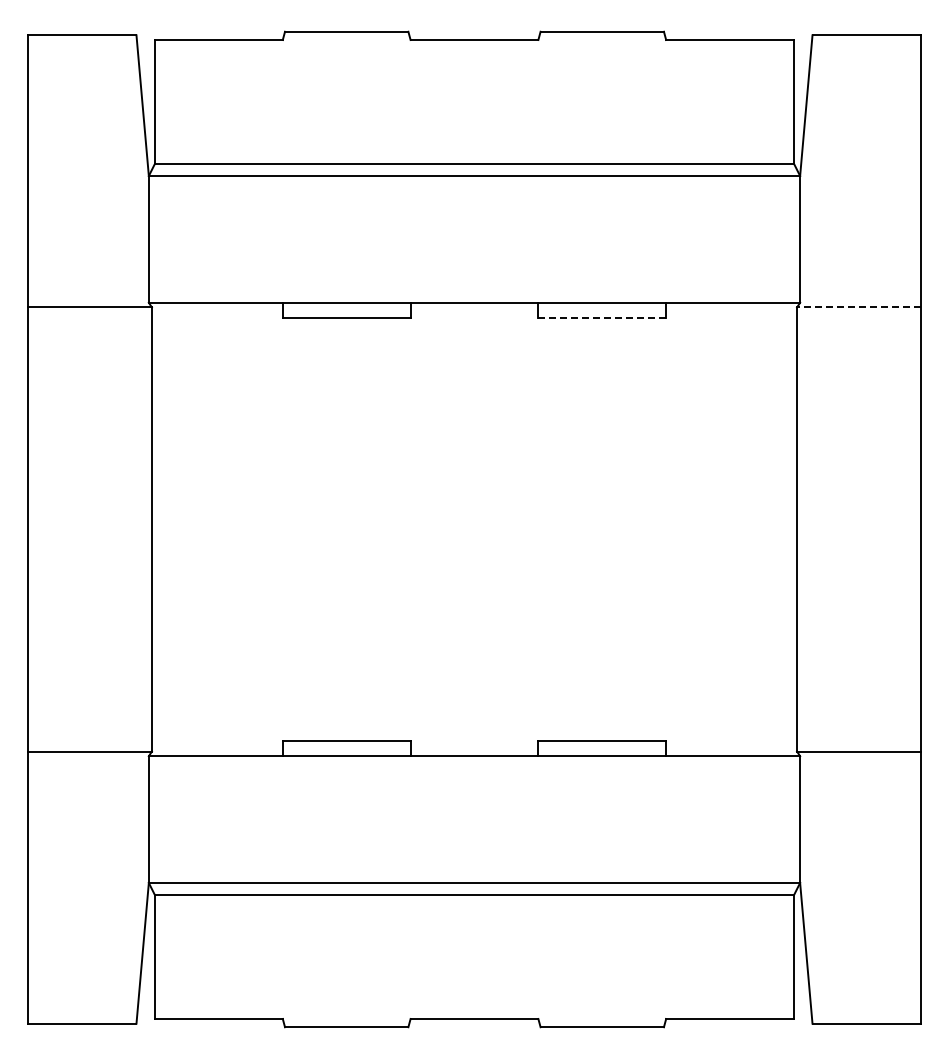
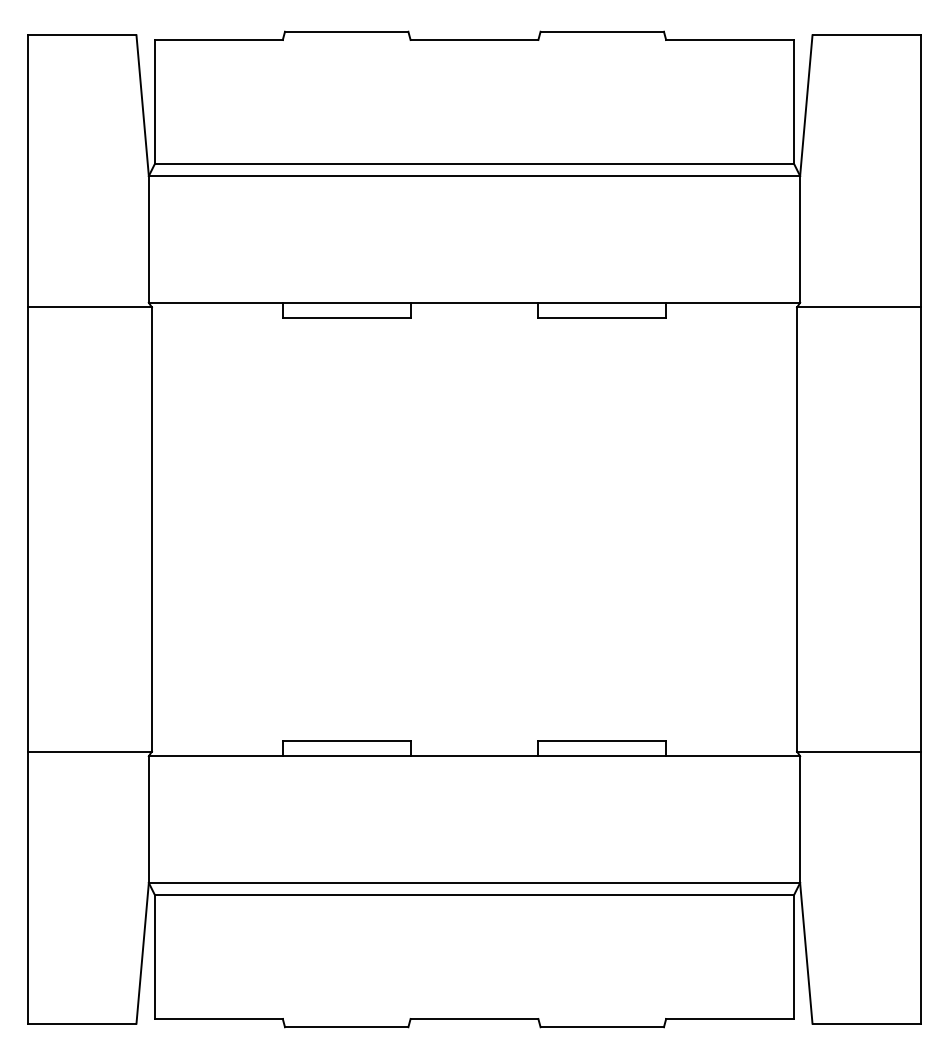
line: dashed -> solid (858, 307)
line: dashed -> solid (602, 318)
